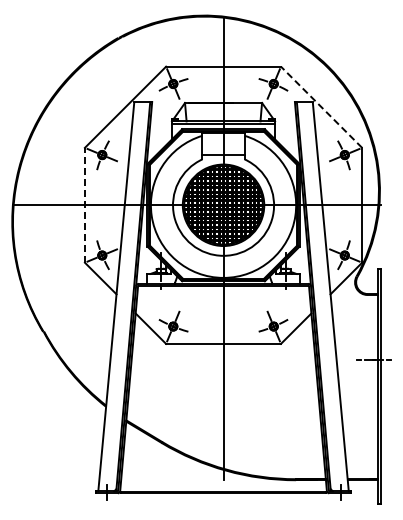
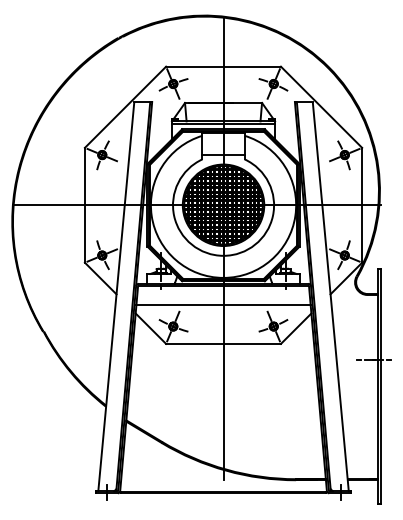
line: dashed -> solid (321, 106)
line: dashed -> solid (84, 204)
line: none -> present (223, 305)
